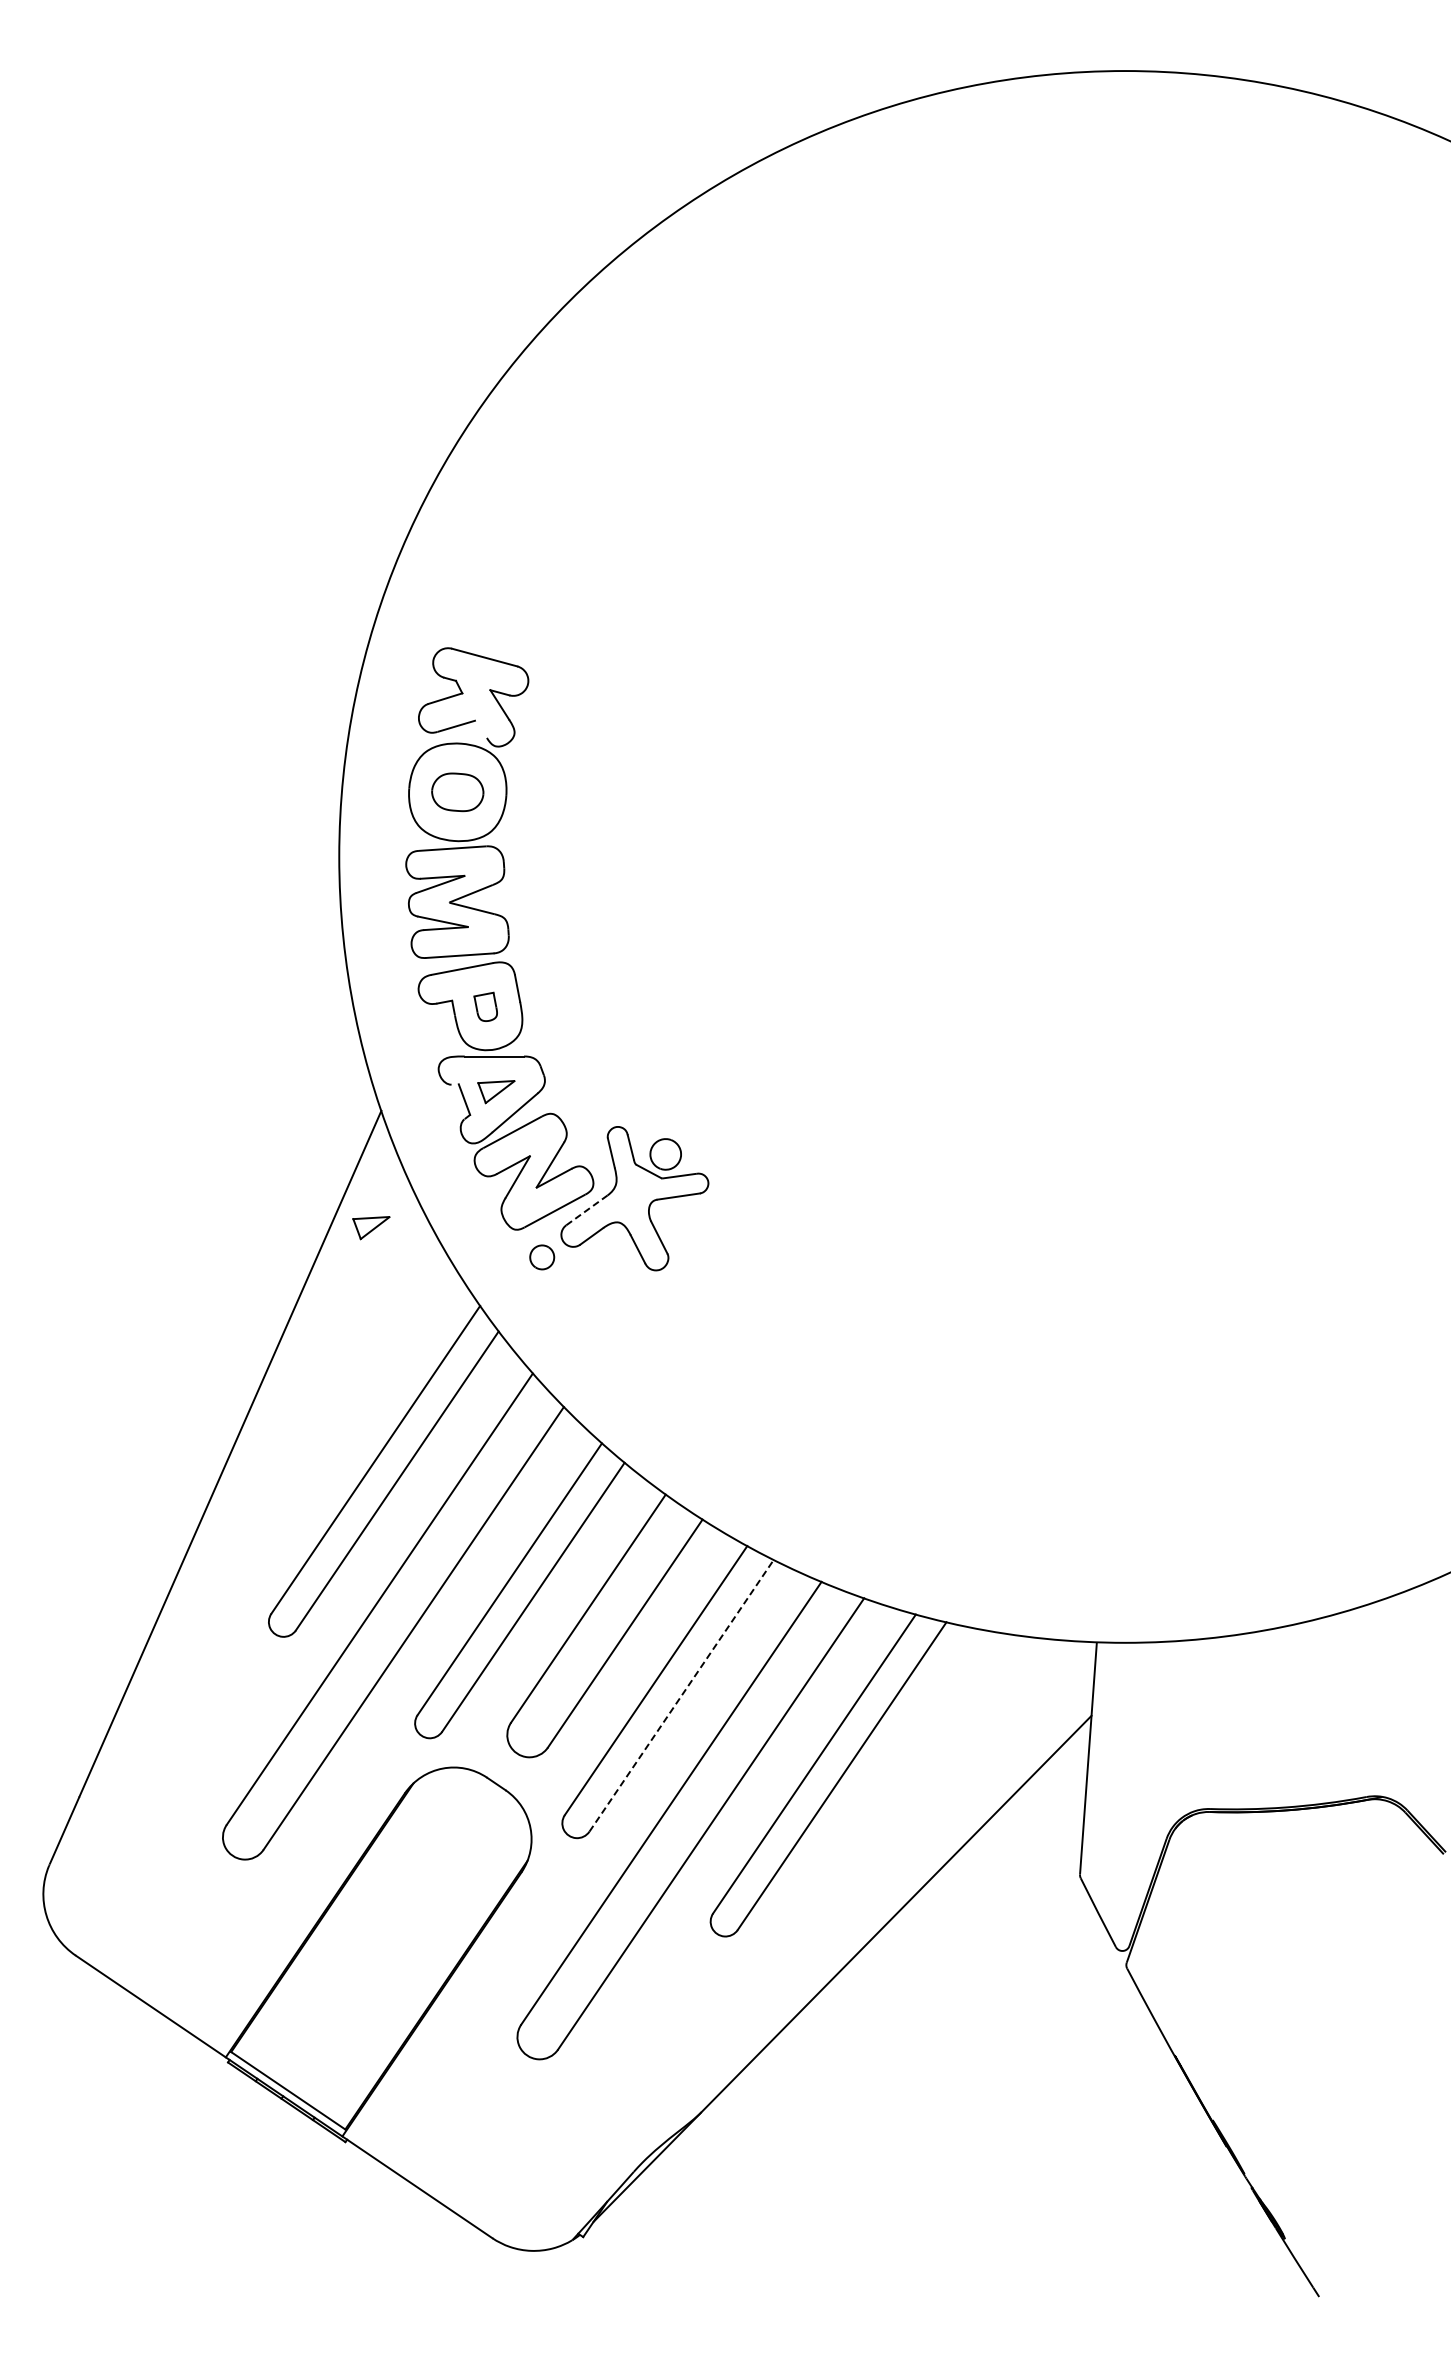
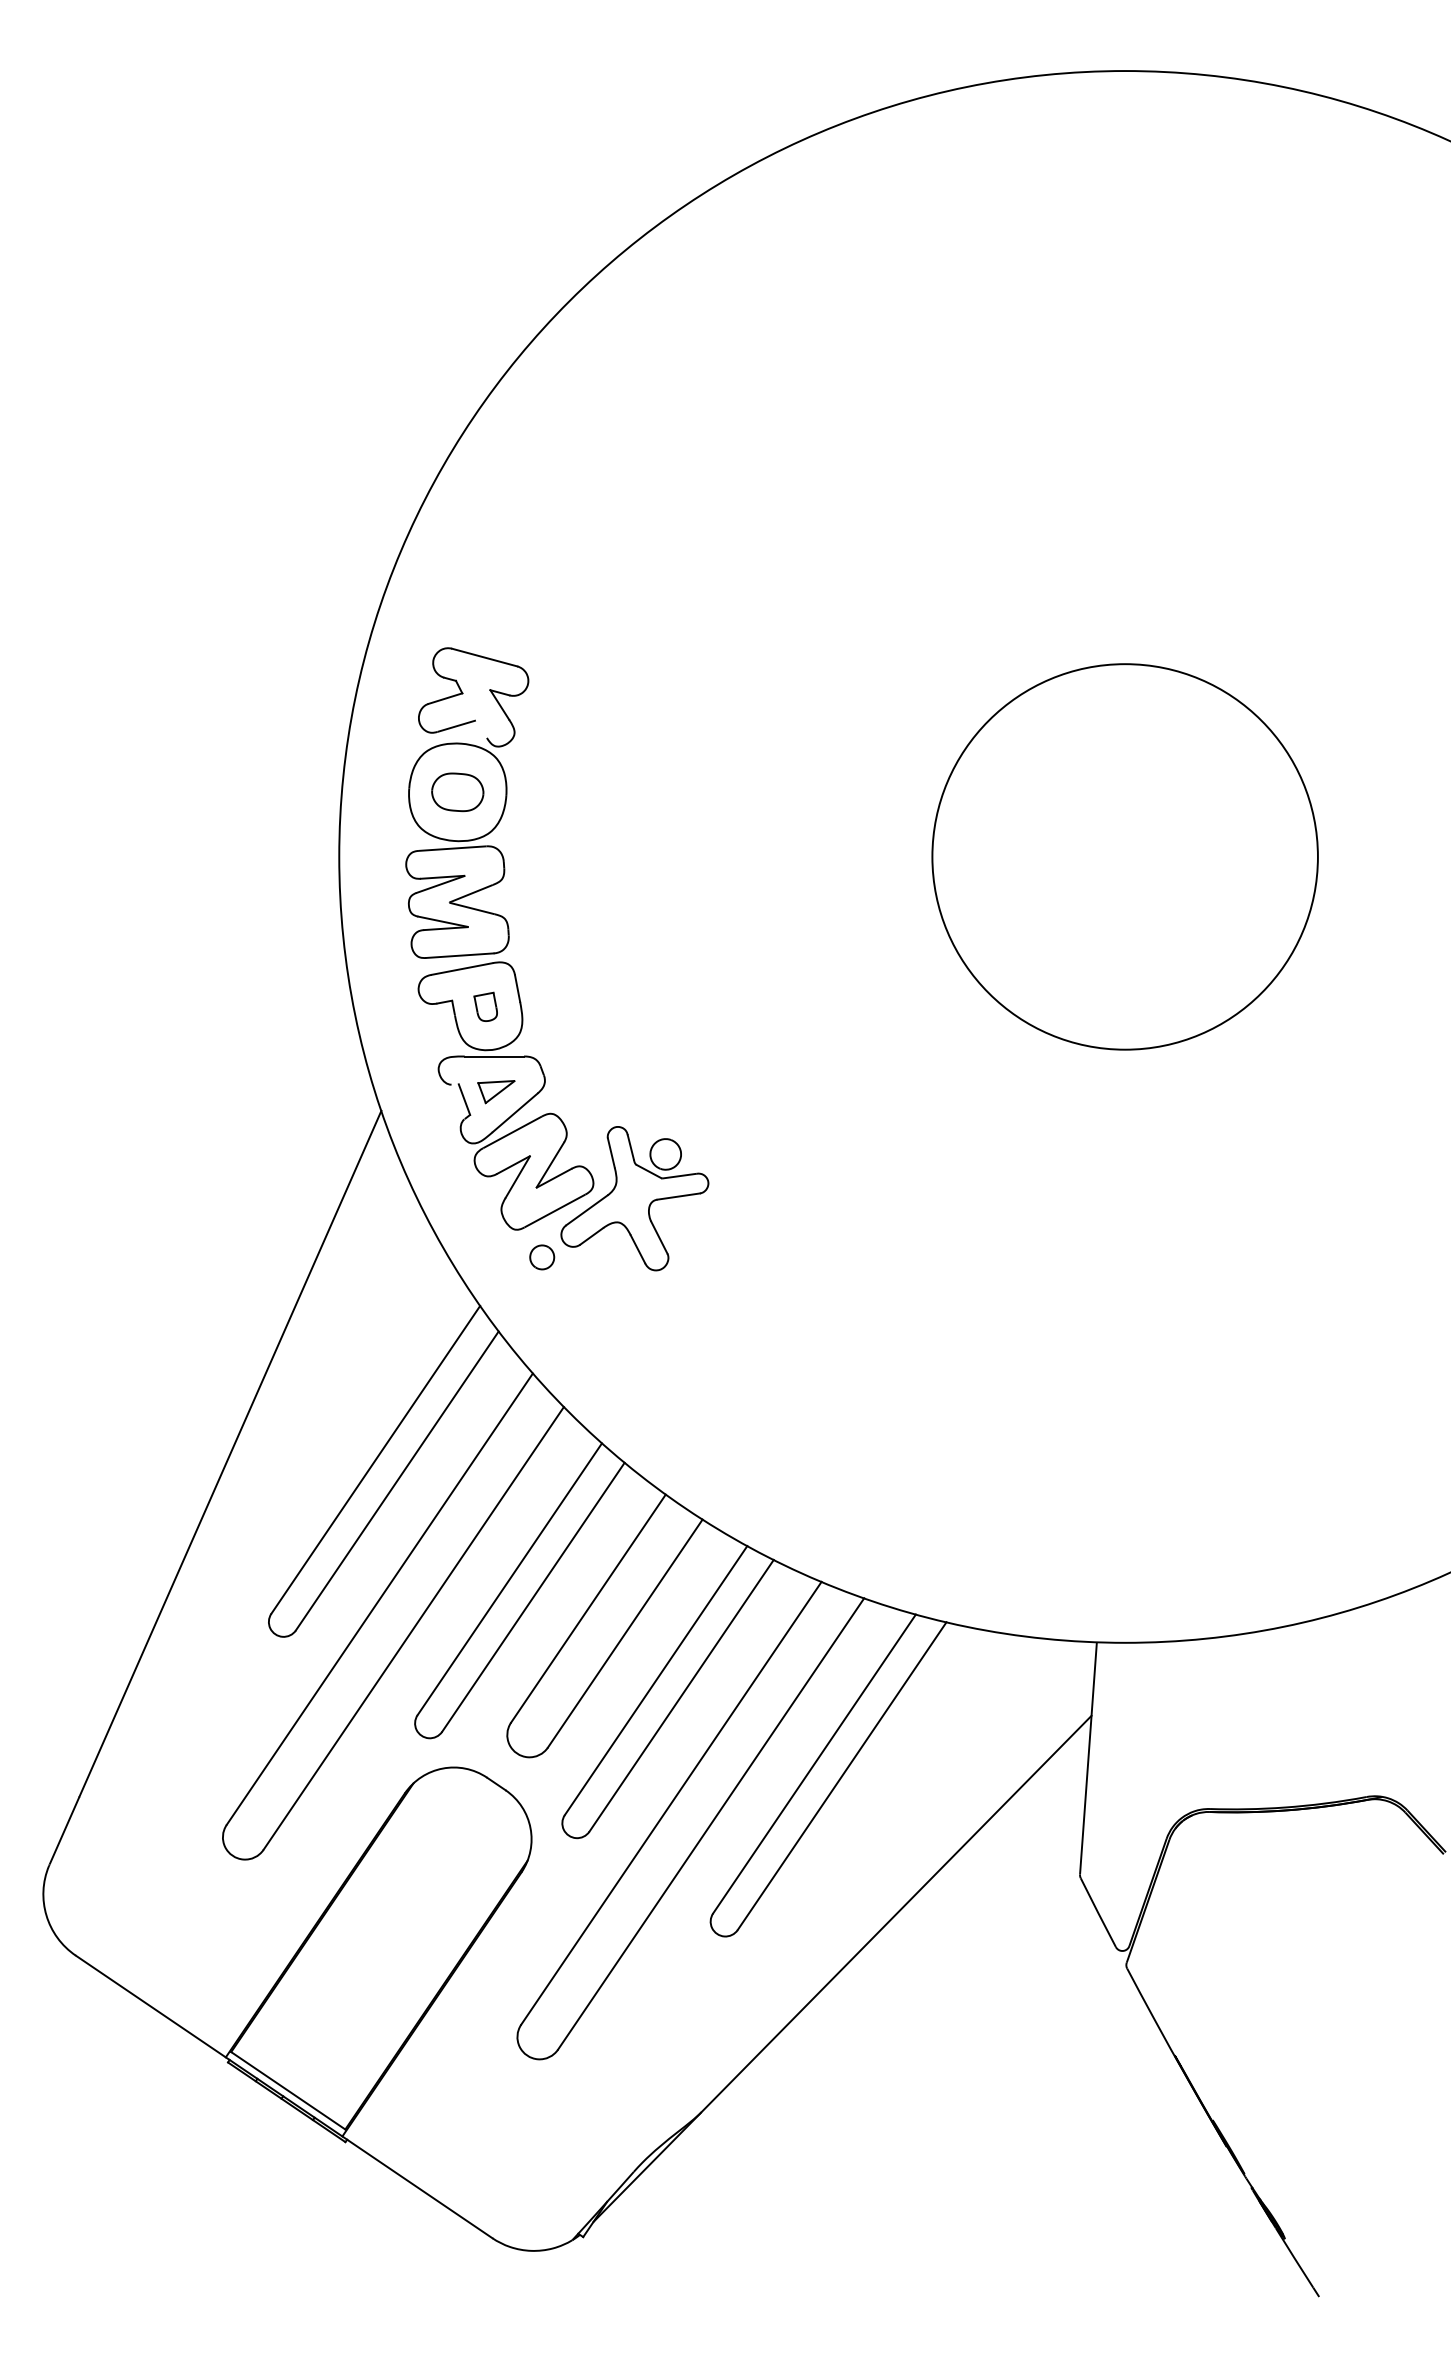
circle: none -> present (1124, 856)
line: dashed -> solid (587, 1210)
part: present -> none (371, 1228)
line: dashed -> solid (681, 1695)
